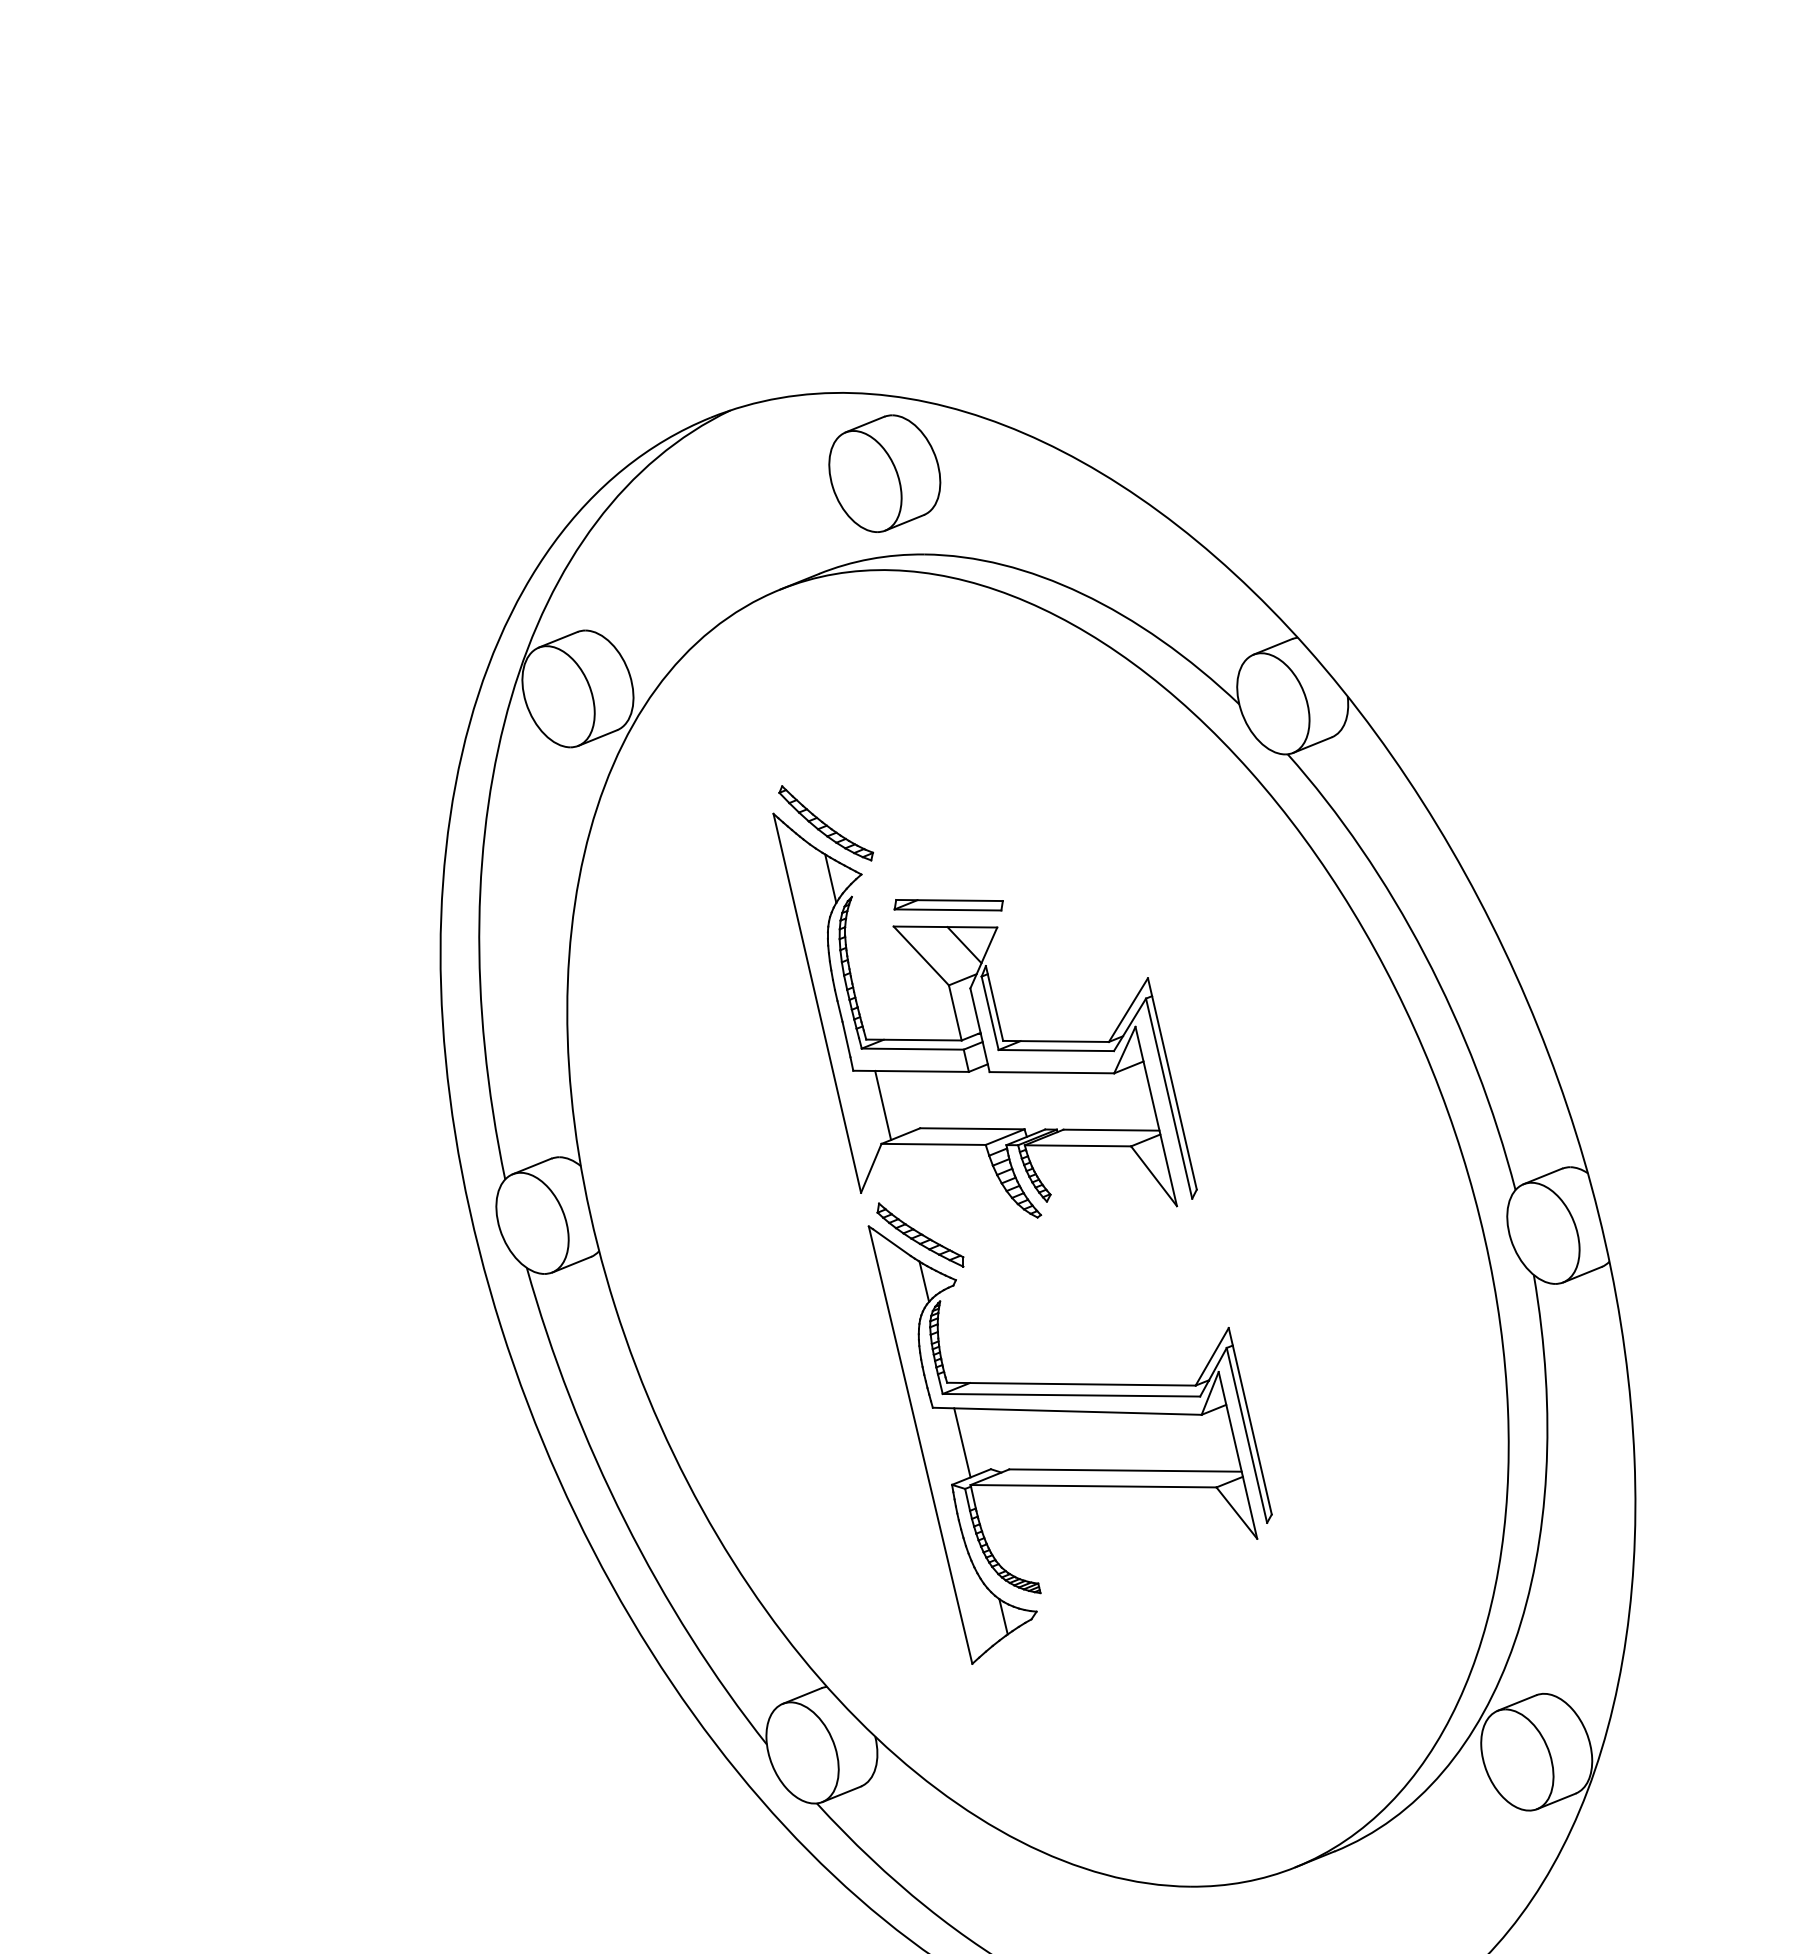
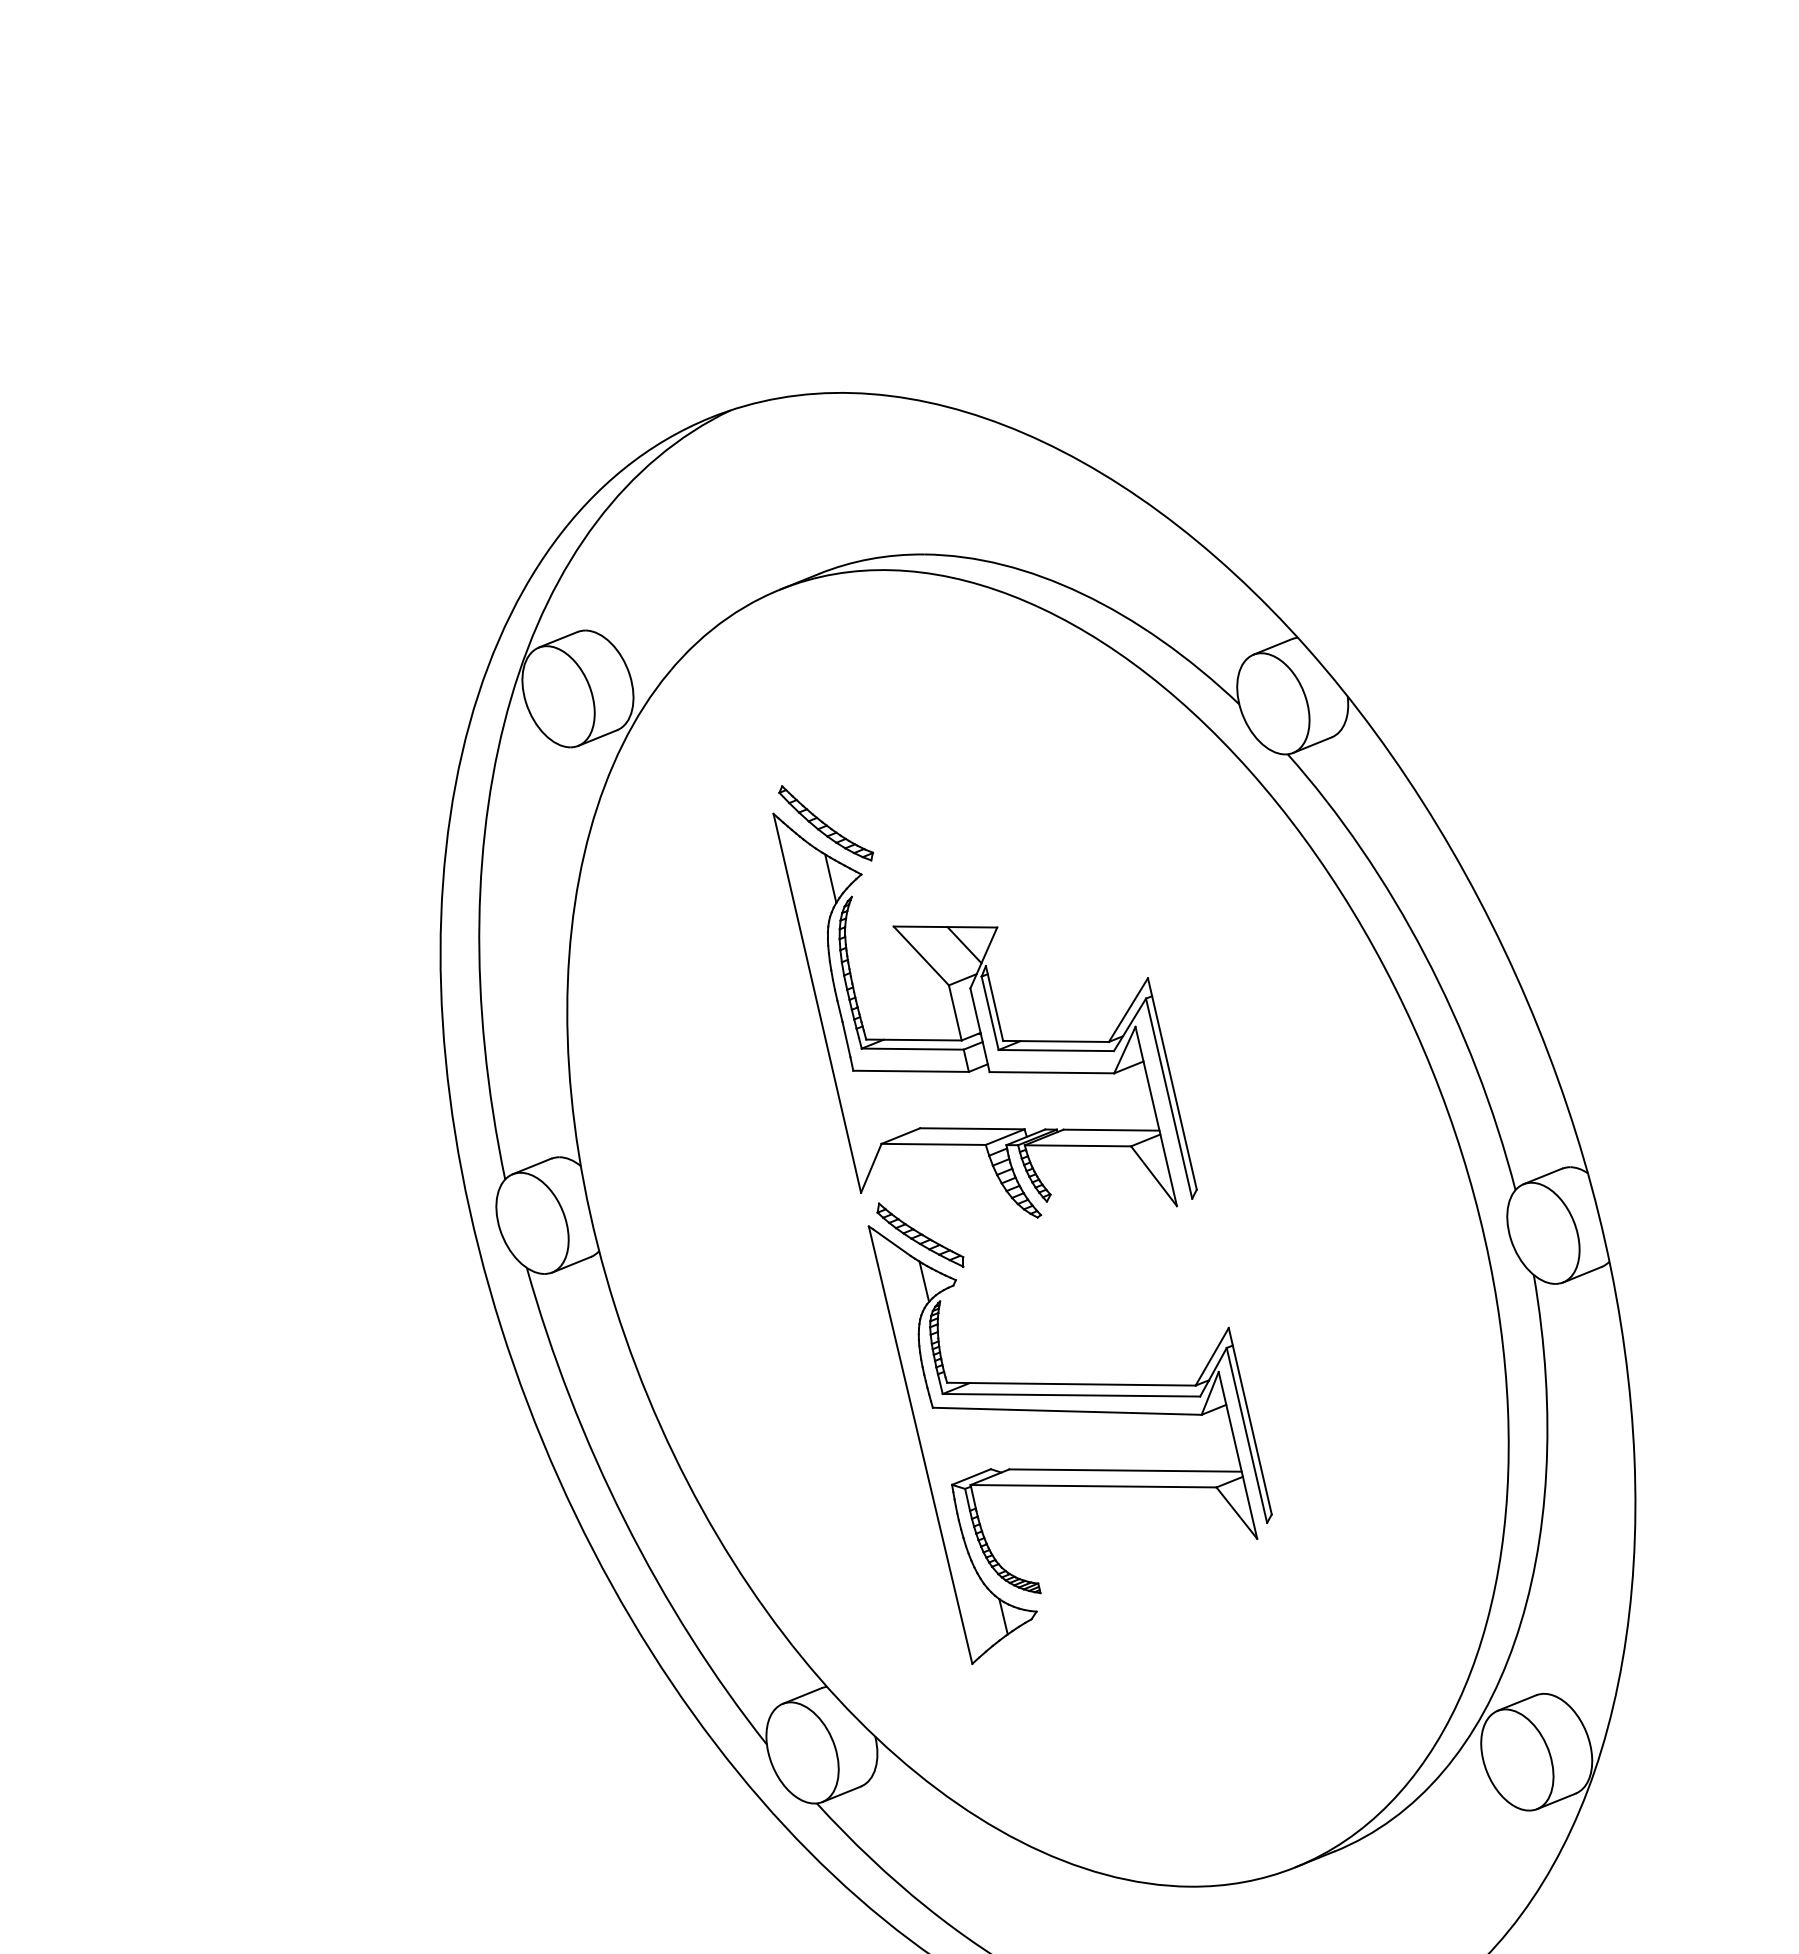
part: present -> none (884, 473)
part: present -> none (948, 905)
line: present -> none (883, 1105)
line: present -> none (962, 1442)
